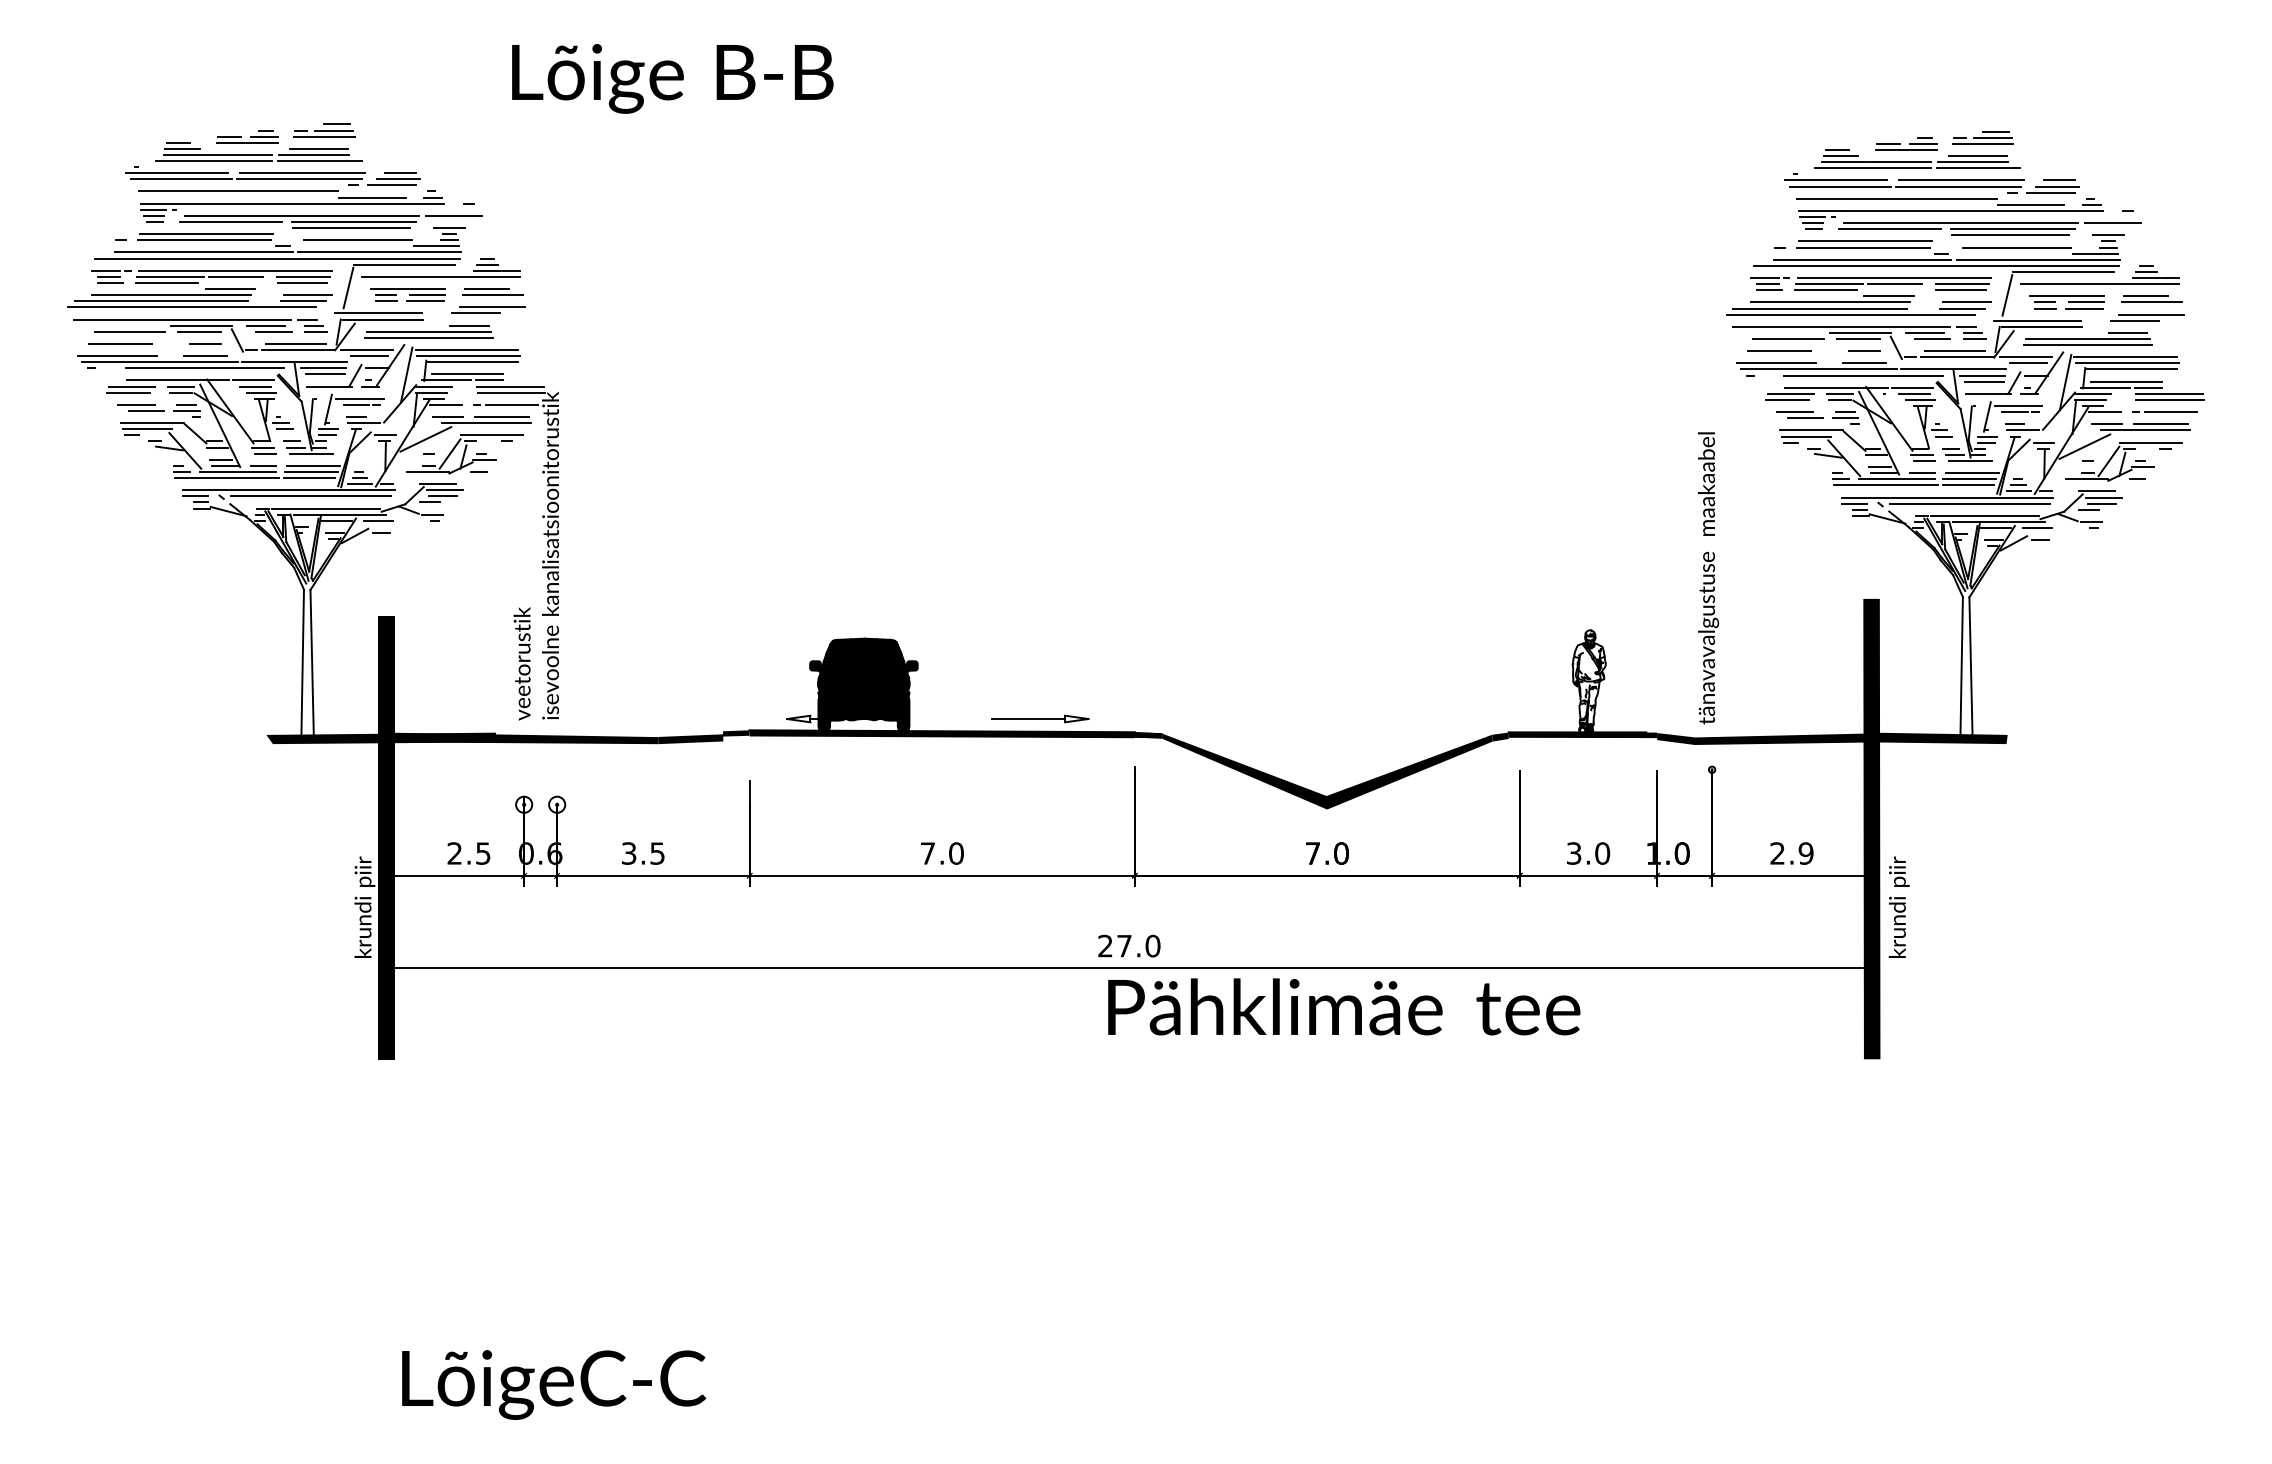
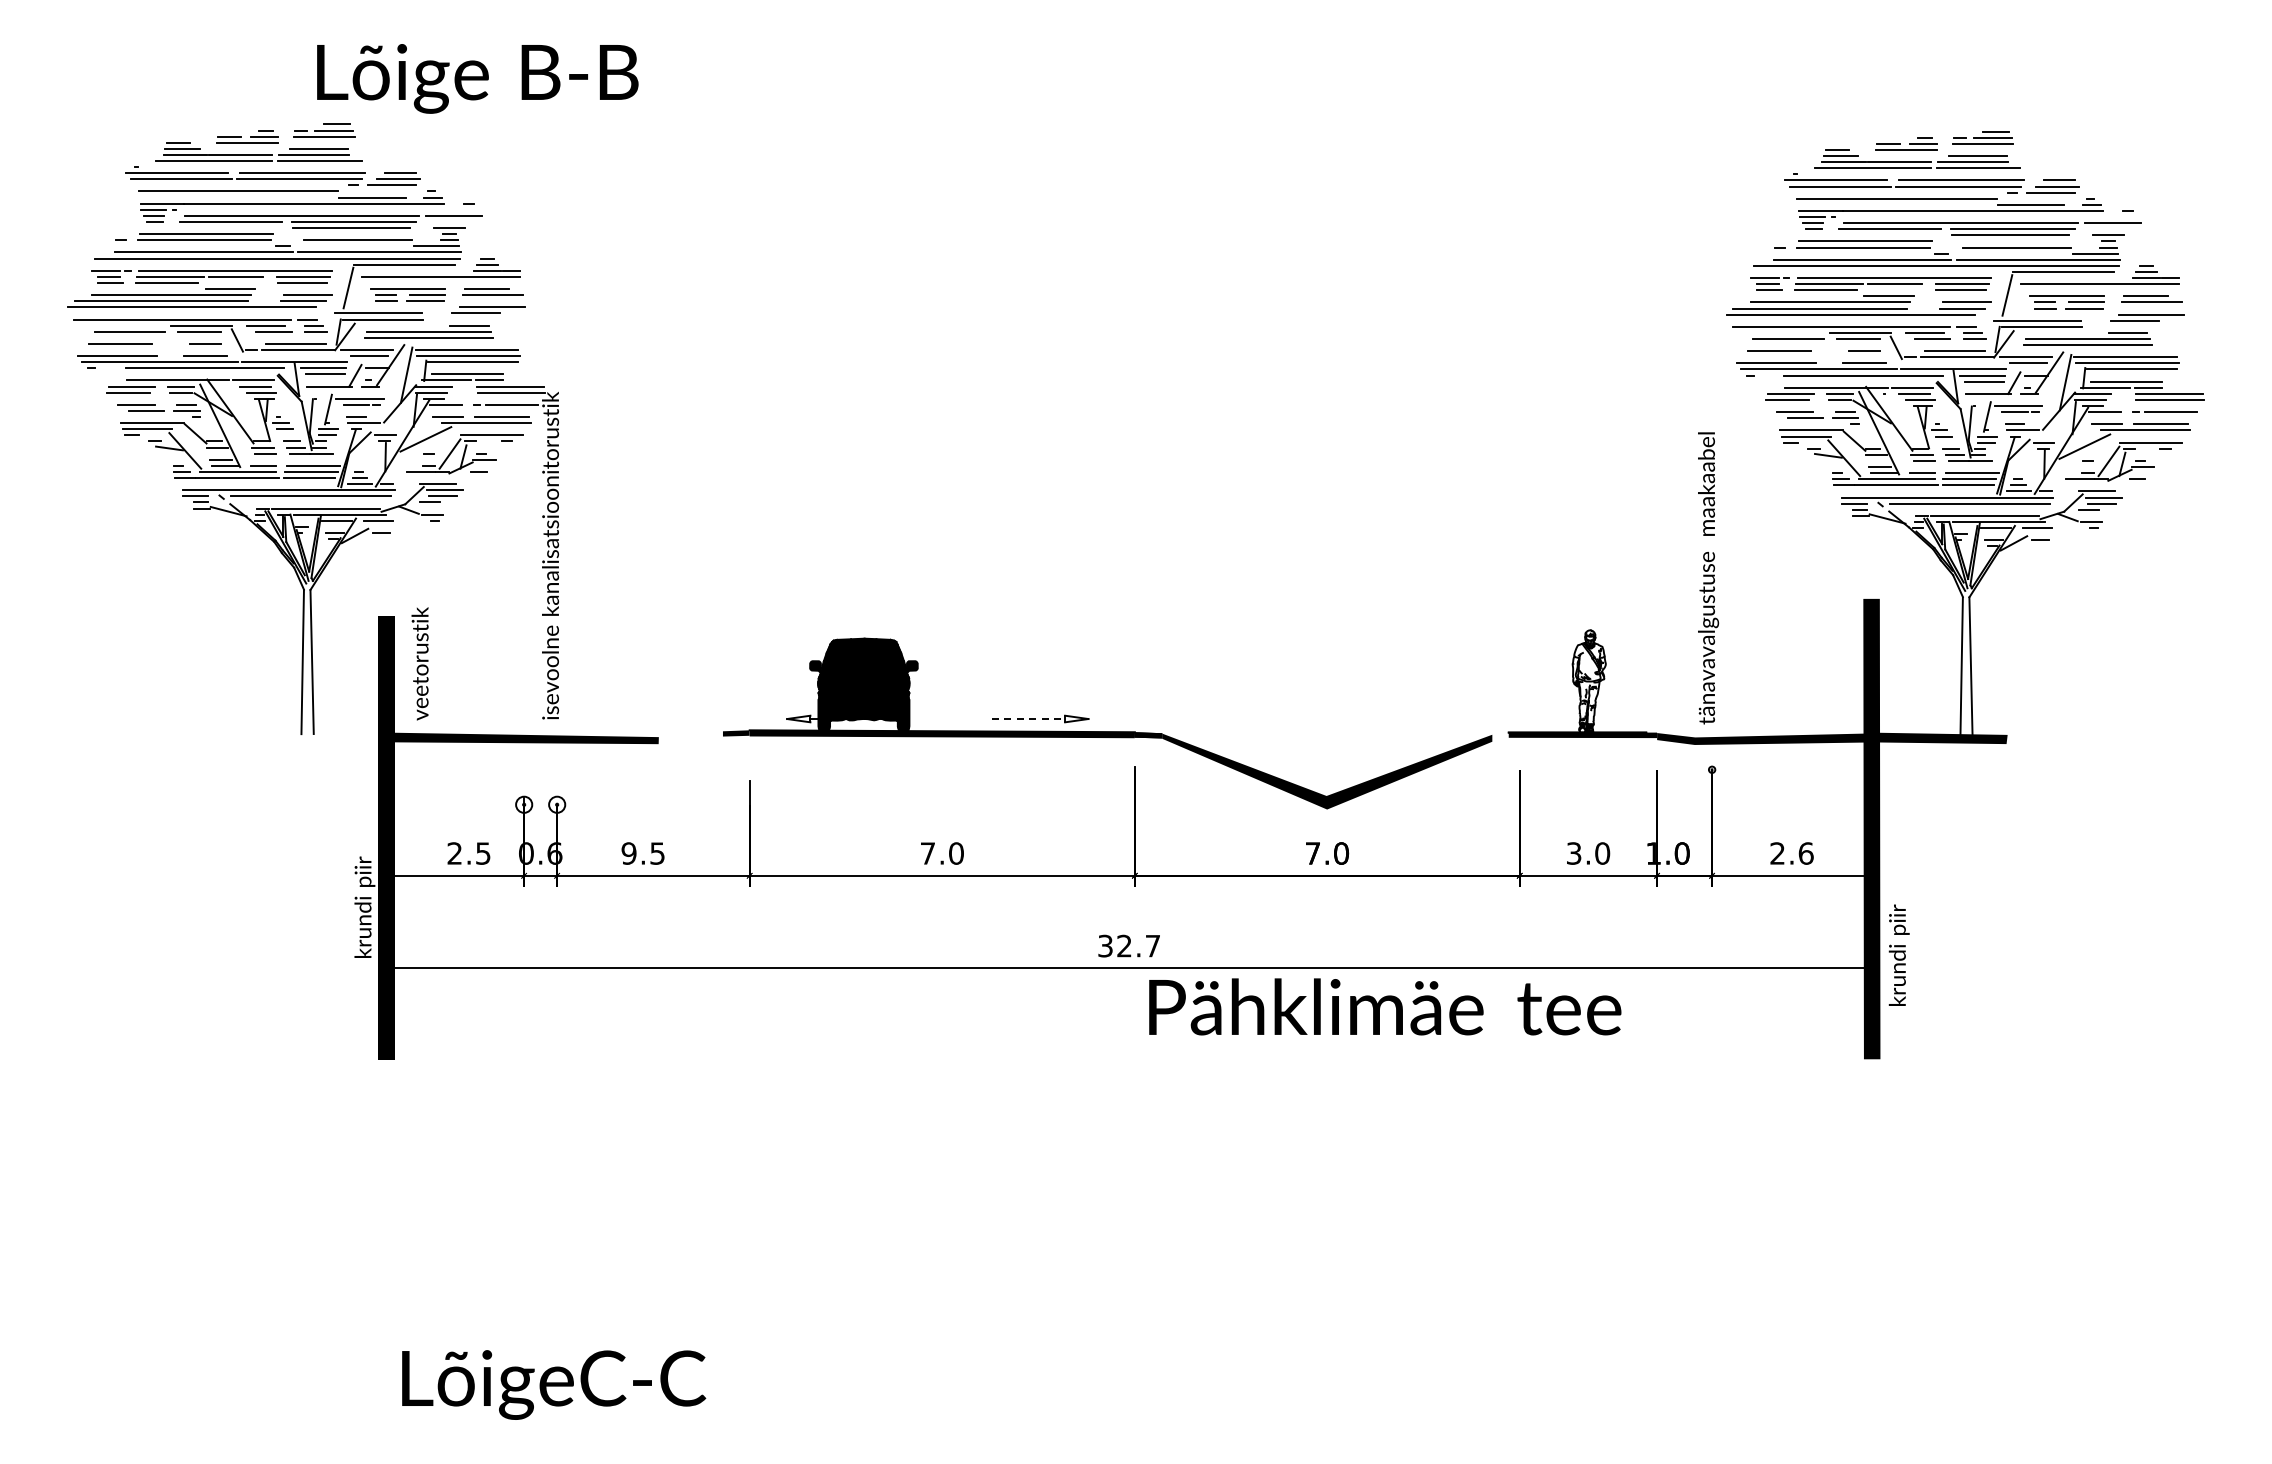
text position: (672, 78) -> (477, 78) (477, 78)
text position: (521, 663) -> (419, 663) (419, 663)
line: solid -> dashed (1028, 719)
fill: present -> none (1500, 736)
fill: present -> none (381, 738)
fill: present -> none (690, 738)
text: 3.5 -> 9.5 (628, 853)
text: 2.9 -> 2.6 (1805, 853)
text position: (1898, 906) -> (1898, 954) (1898, 954)
text: 27.0 -> 32.7 (1129, 945)
text position: (1344, 1006) -> (1385, 1006) (1385, 1006)
